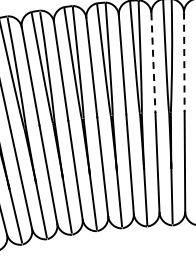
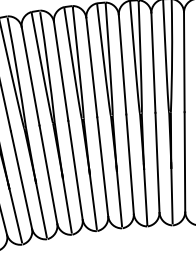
line: dashed -> solid (184, 62)
line: dashed -> solid (153, 63)
